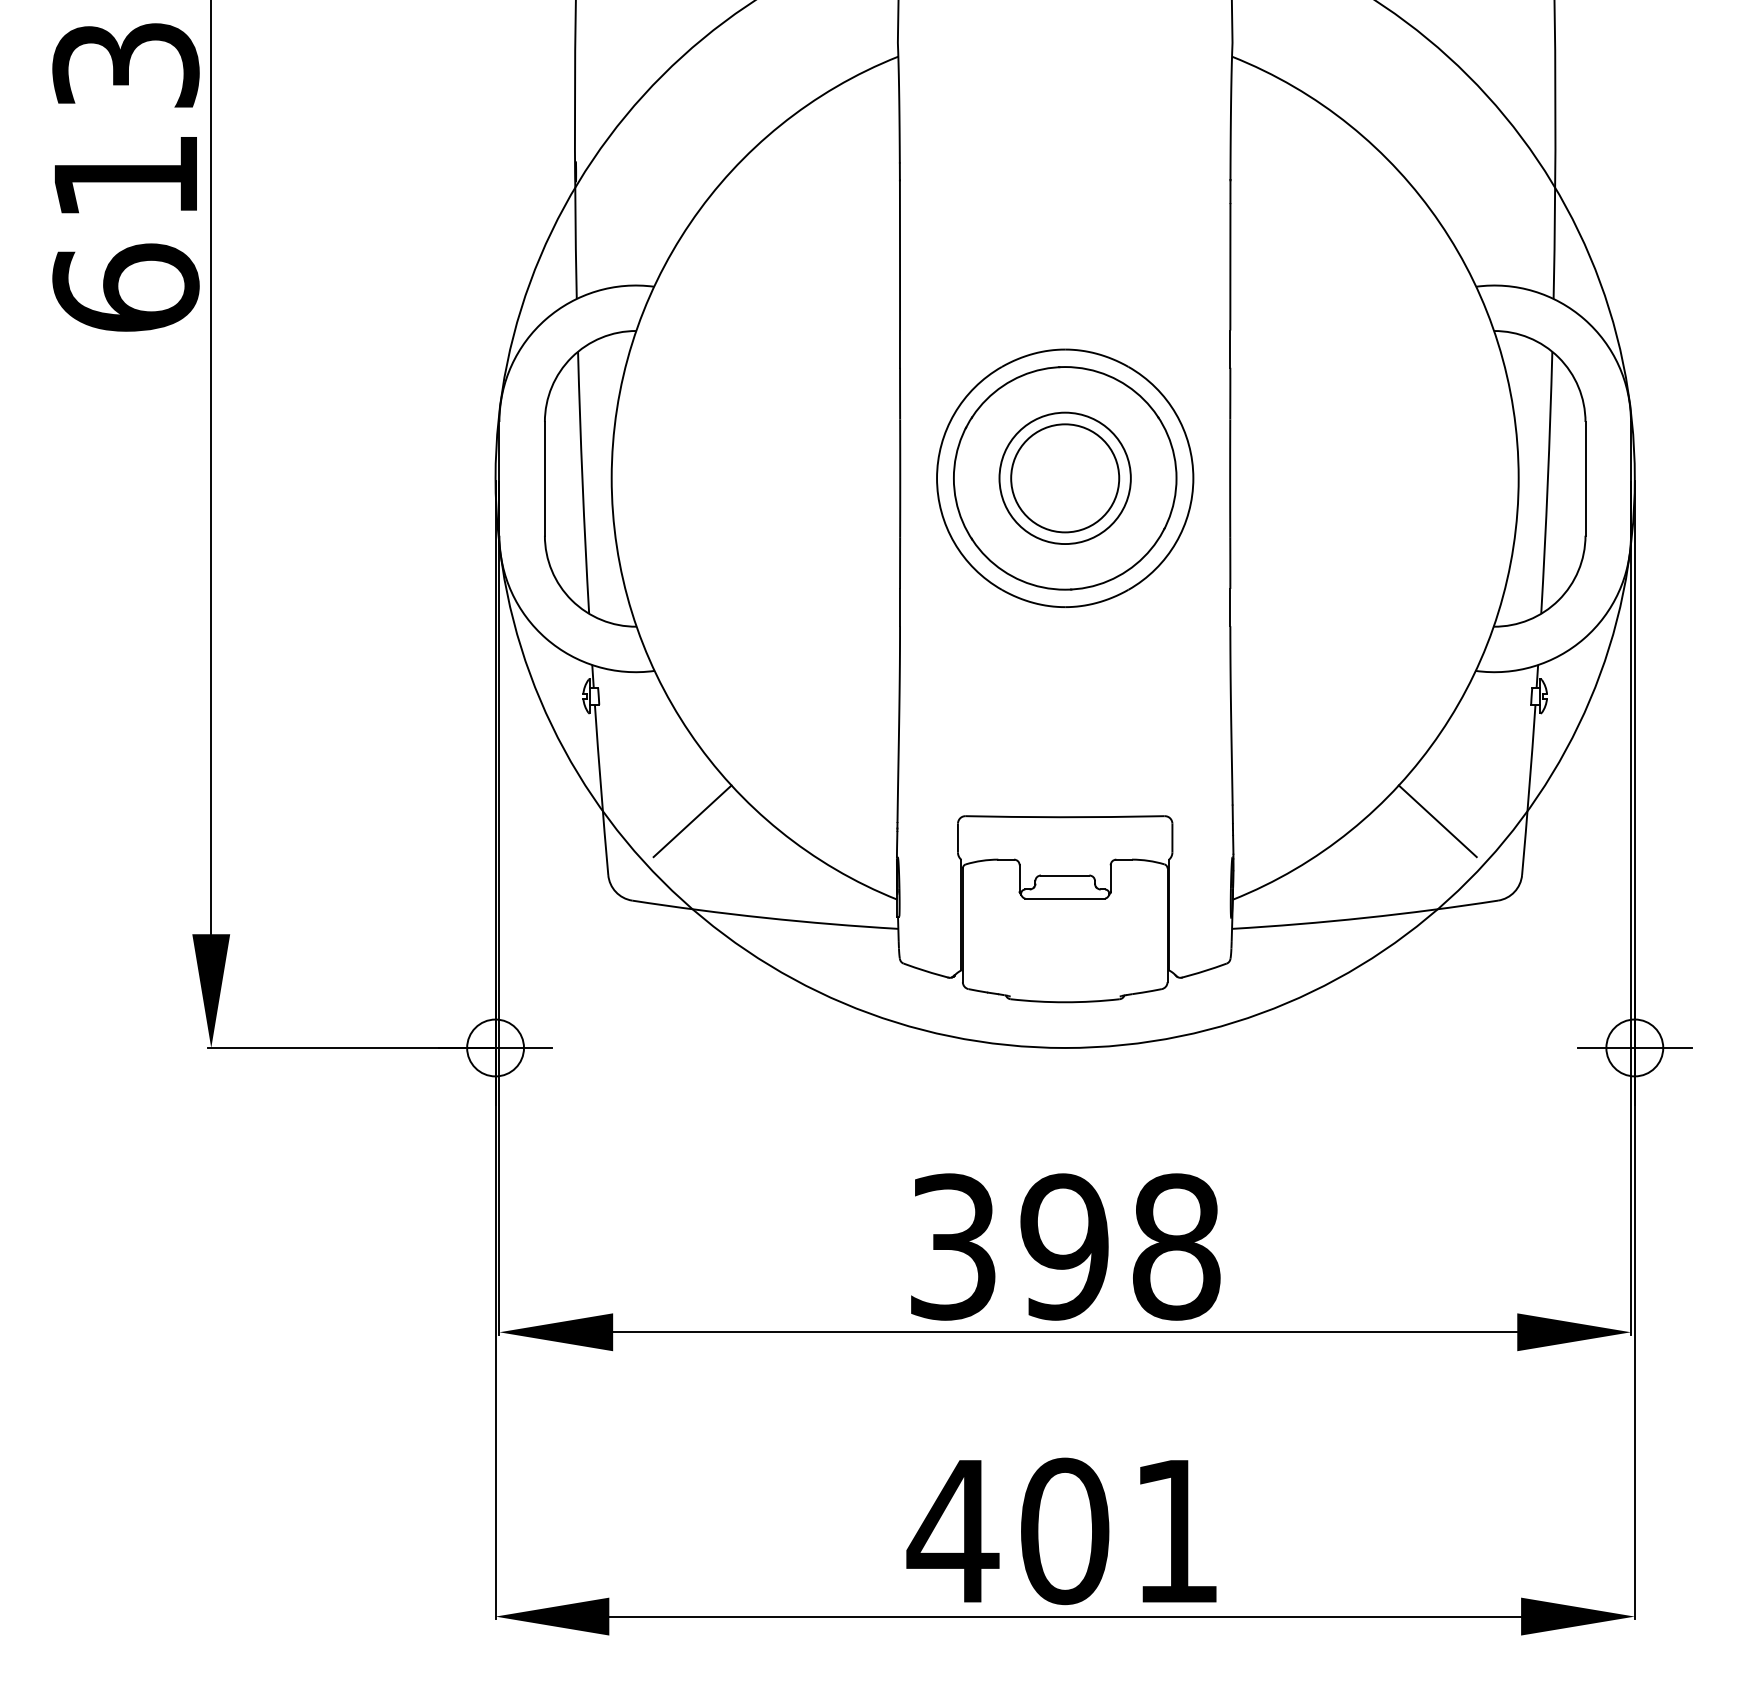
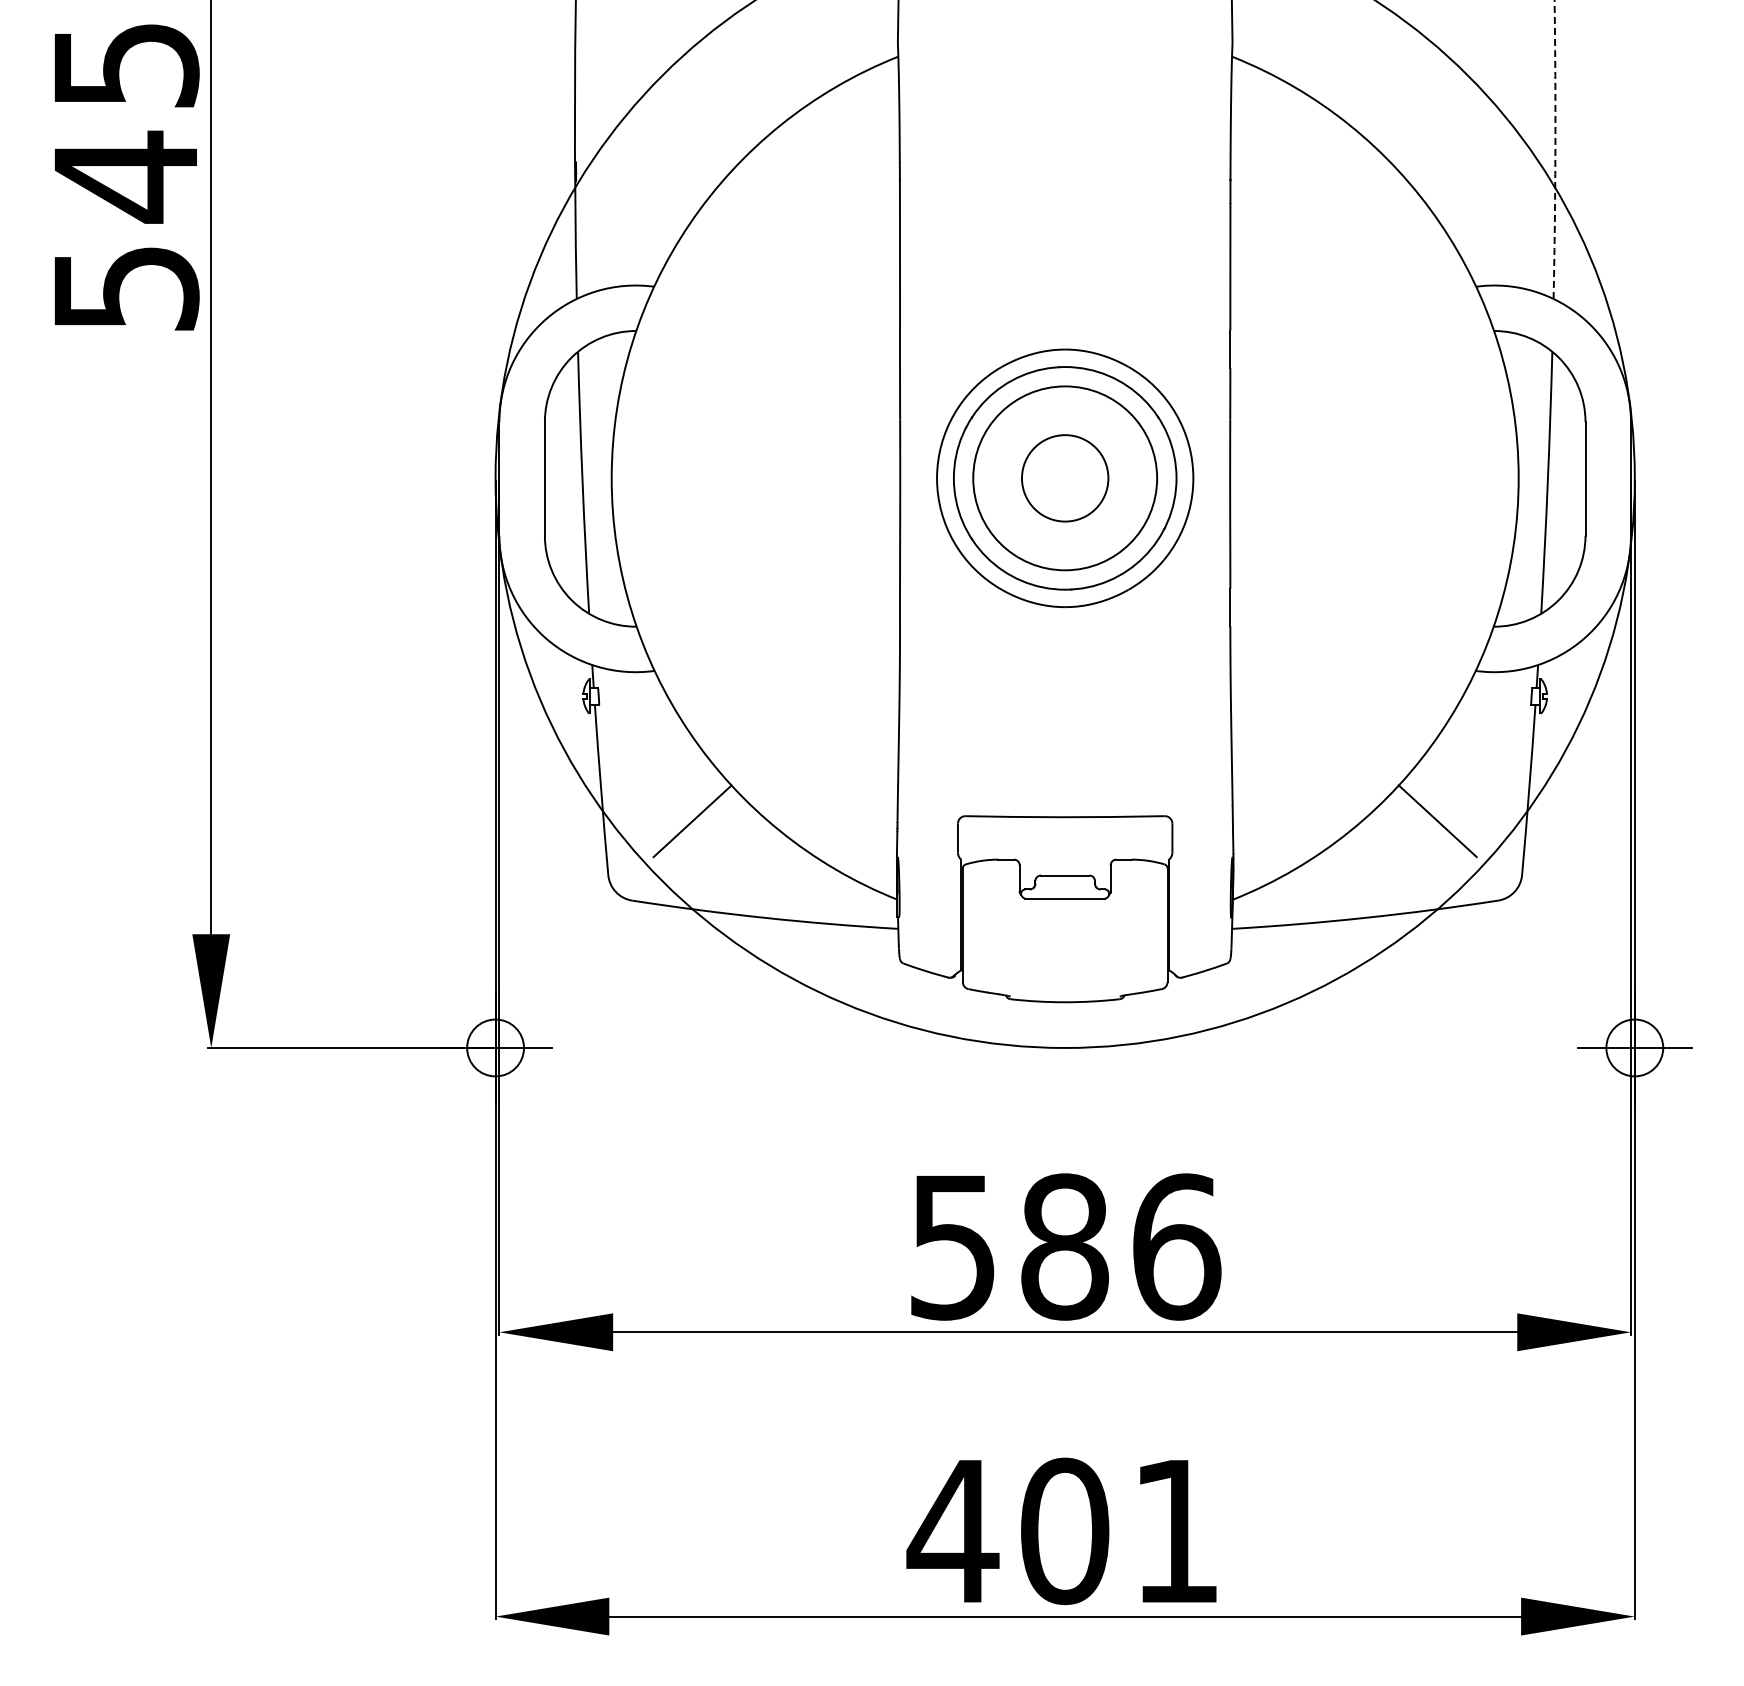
arc: solid -> dashed (1555, 149)
text: 613 -> 545 (125, 177)
circle diameter: 131 px -> 184 px (1065, 478)
circle diameter: 108 px -> 86 px (1064, 478)
text: 398 -> 586 (1066, 1246)
